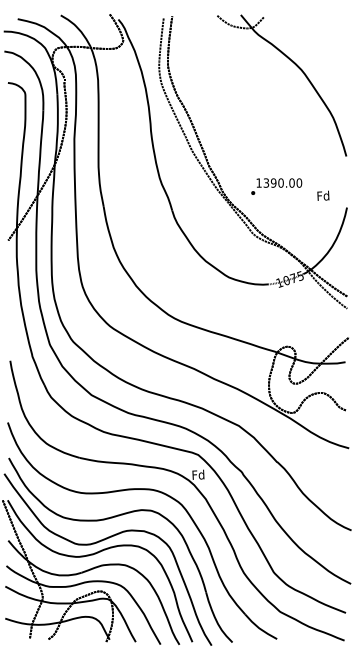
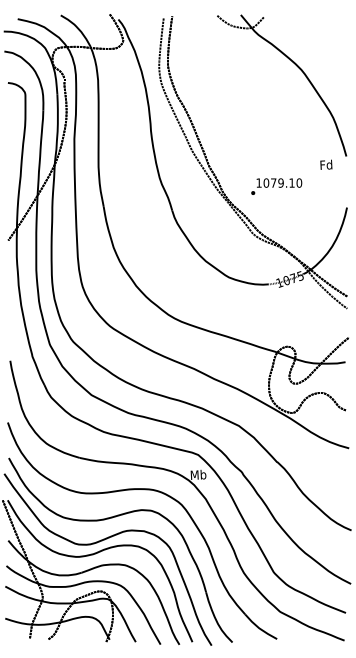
text: 1390.00 -> 1079.10 (278, 182)
text position: (323, 195) -> (326, 164) (326, 164)
text: Fd -> Mb (198, 474)
